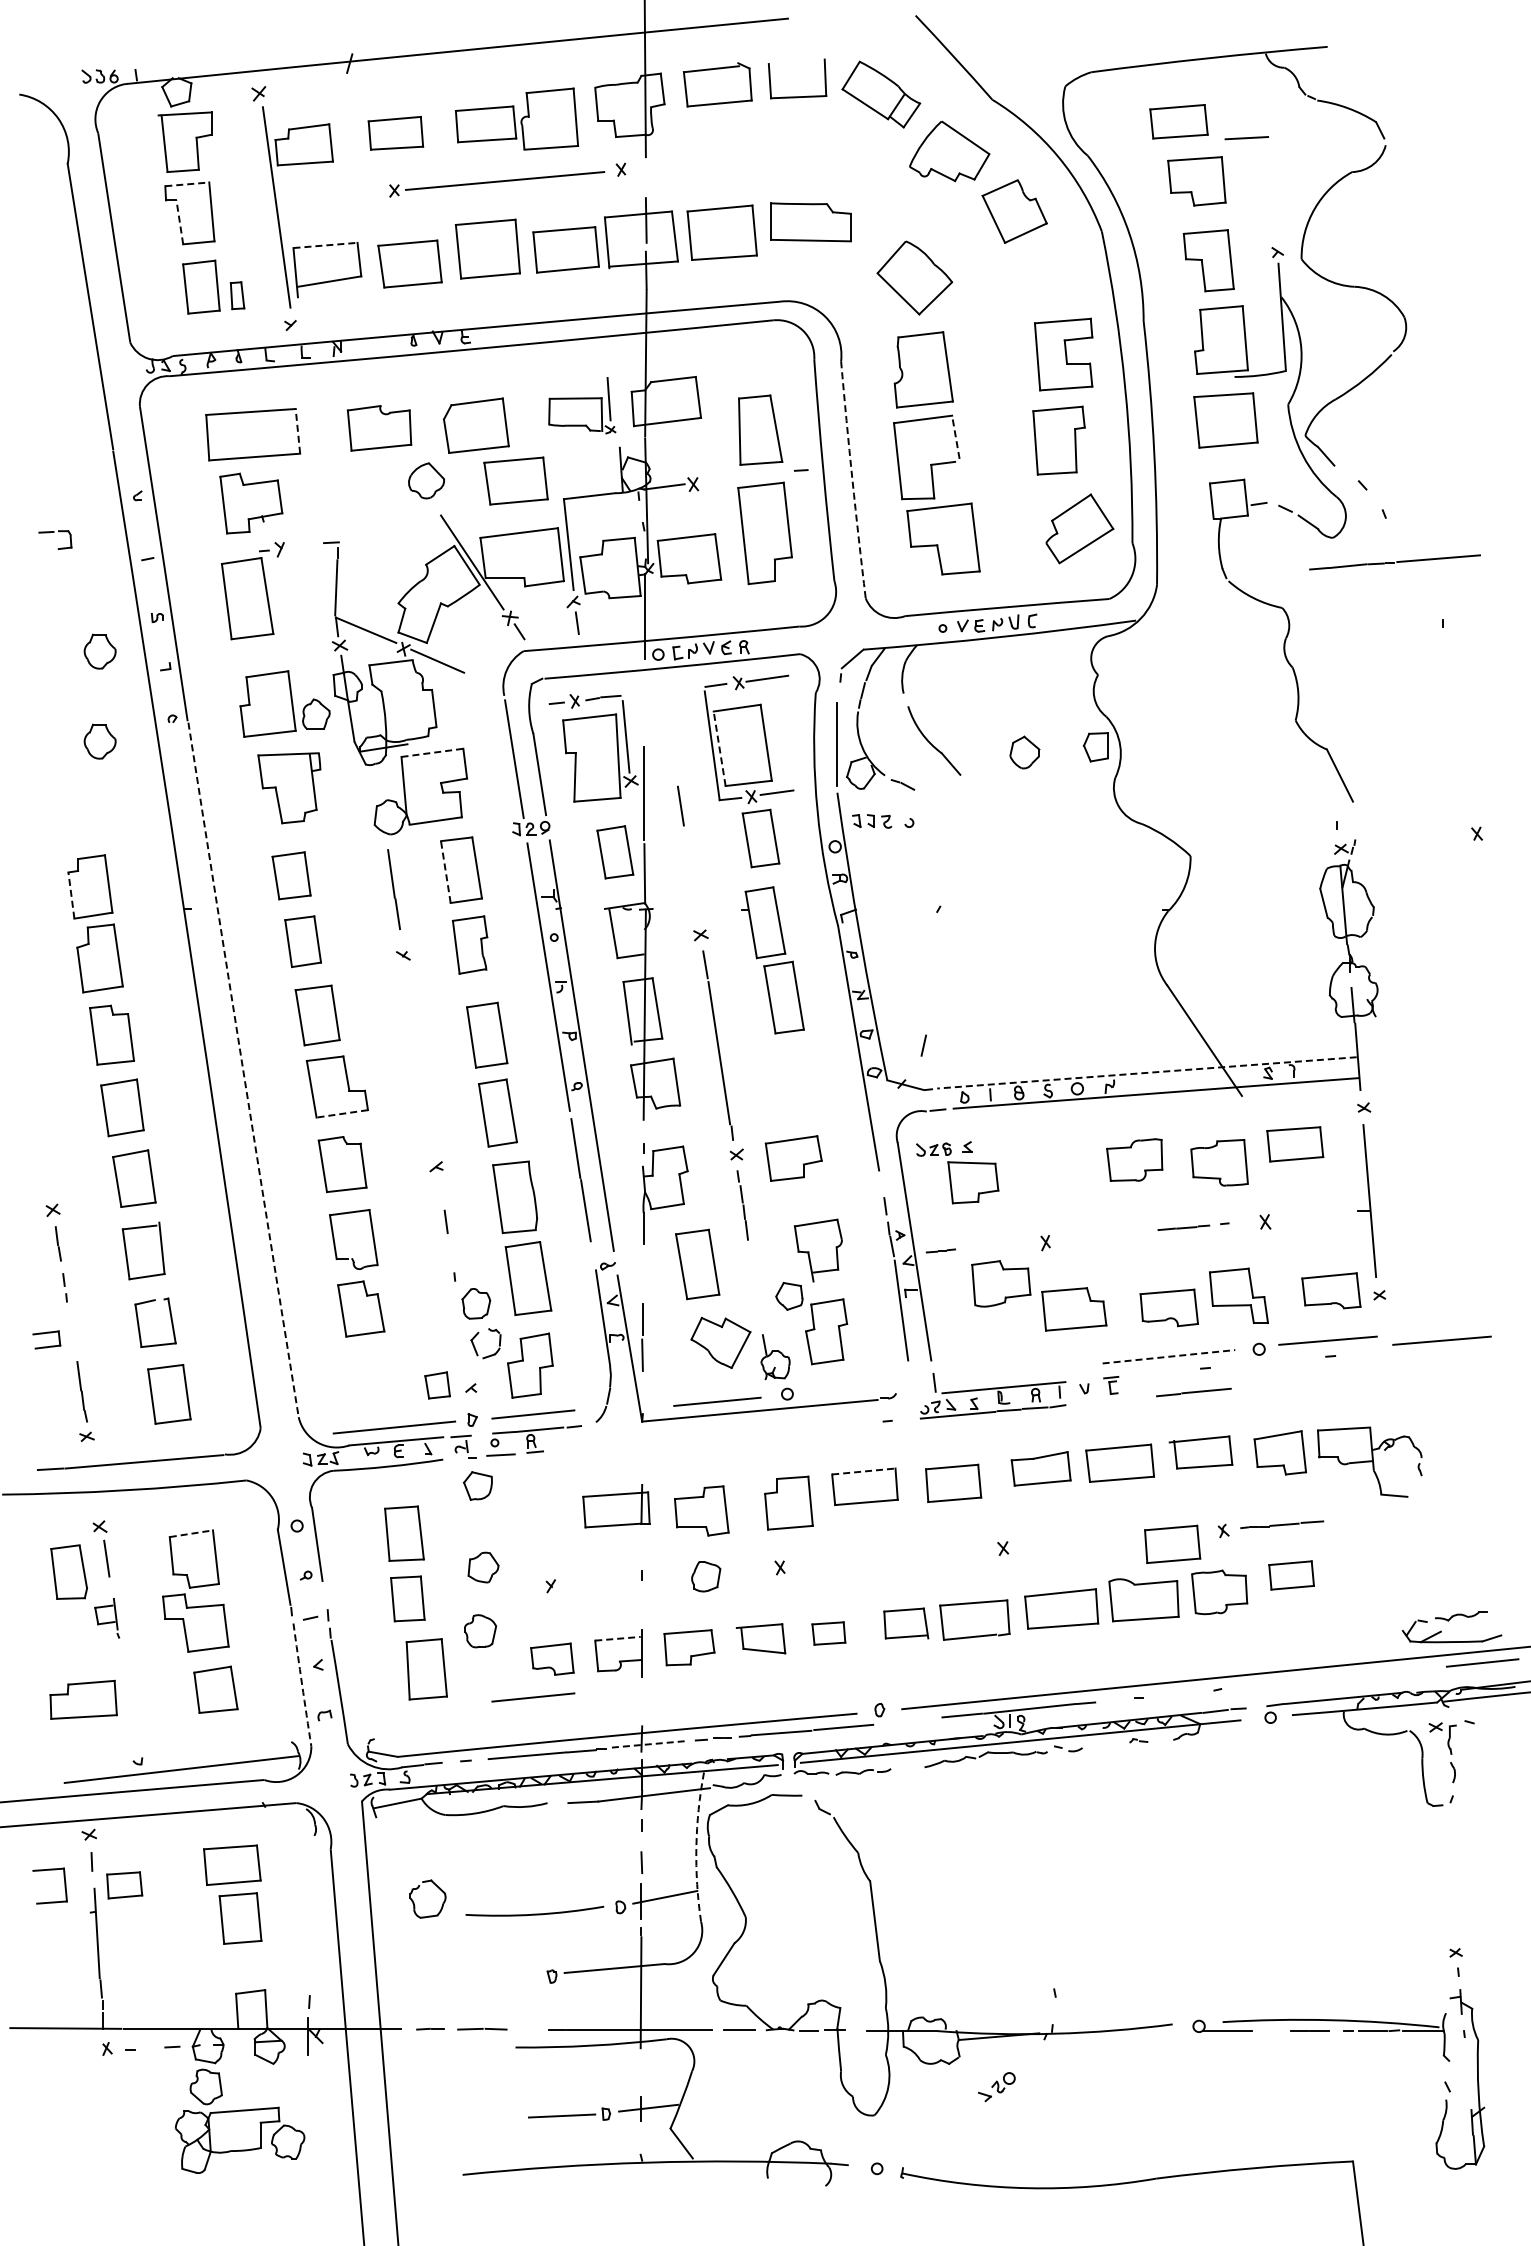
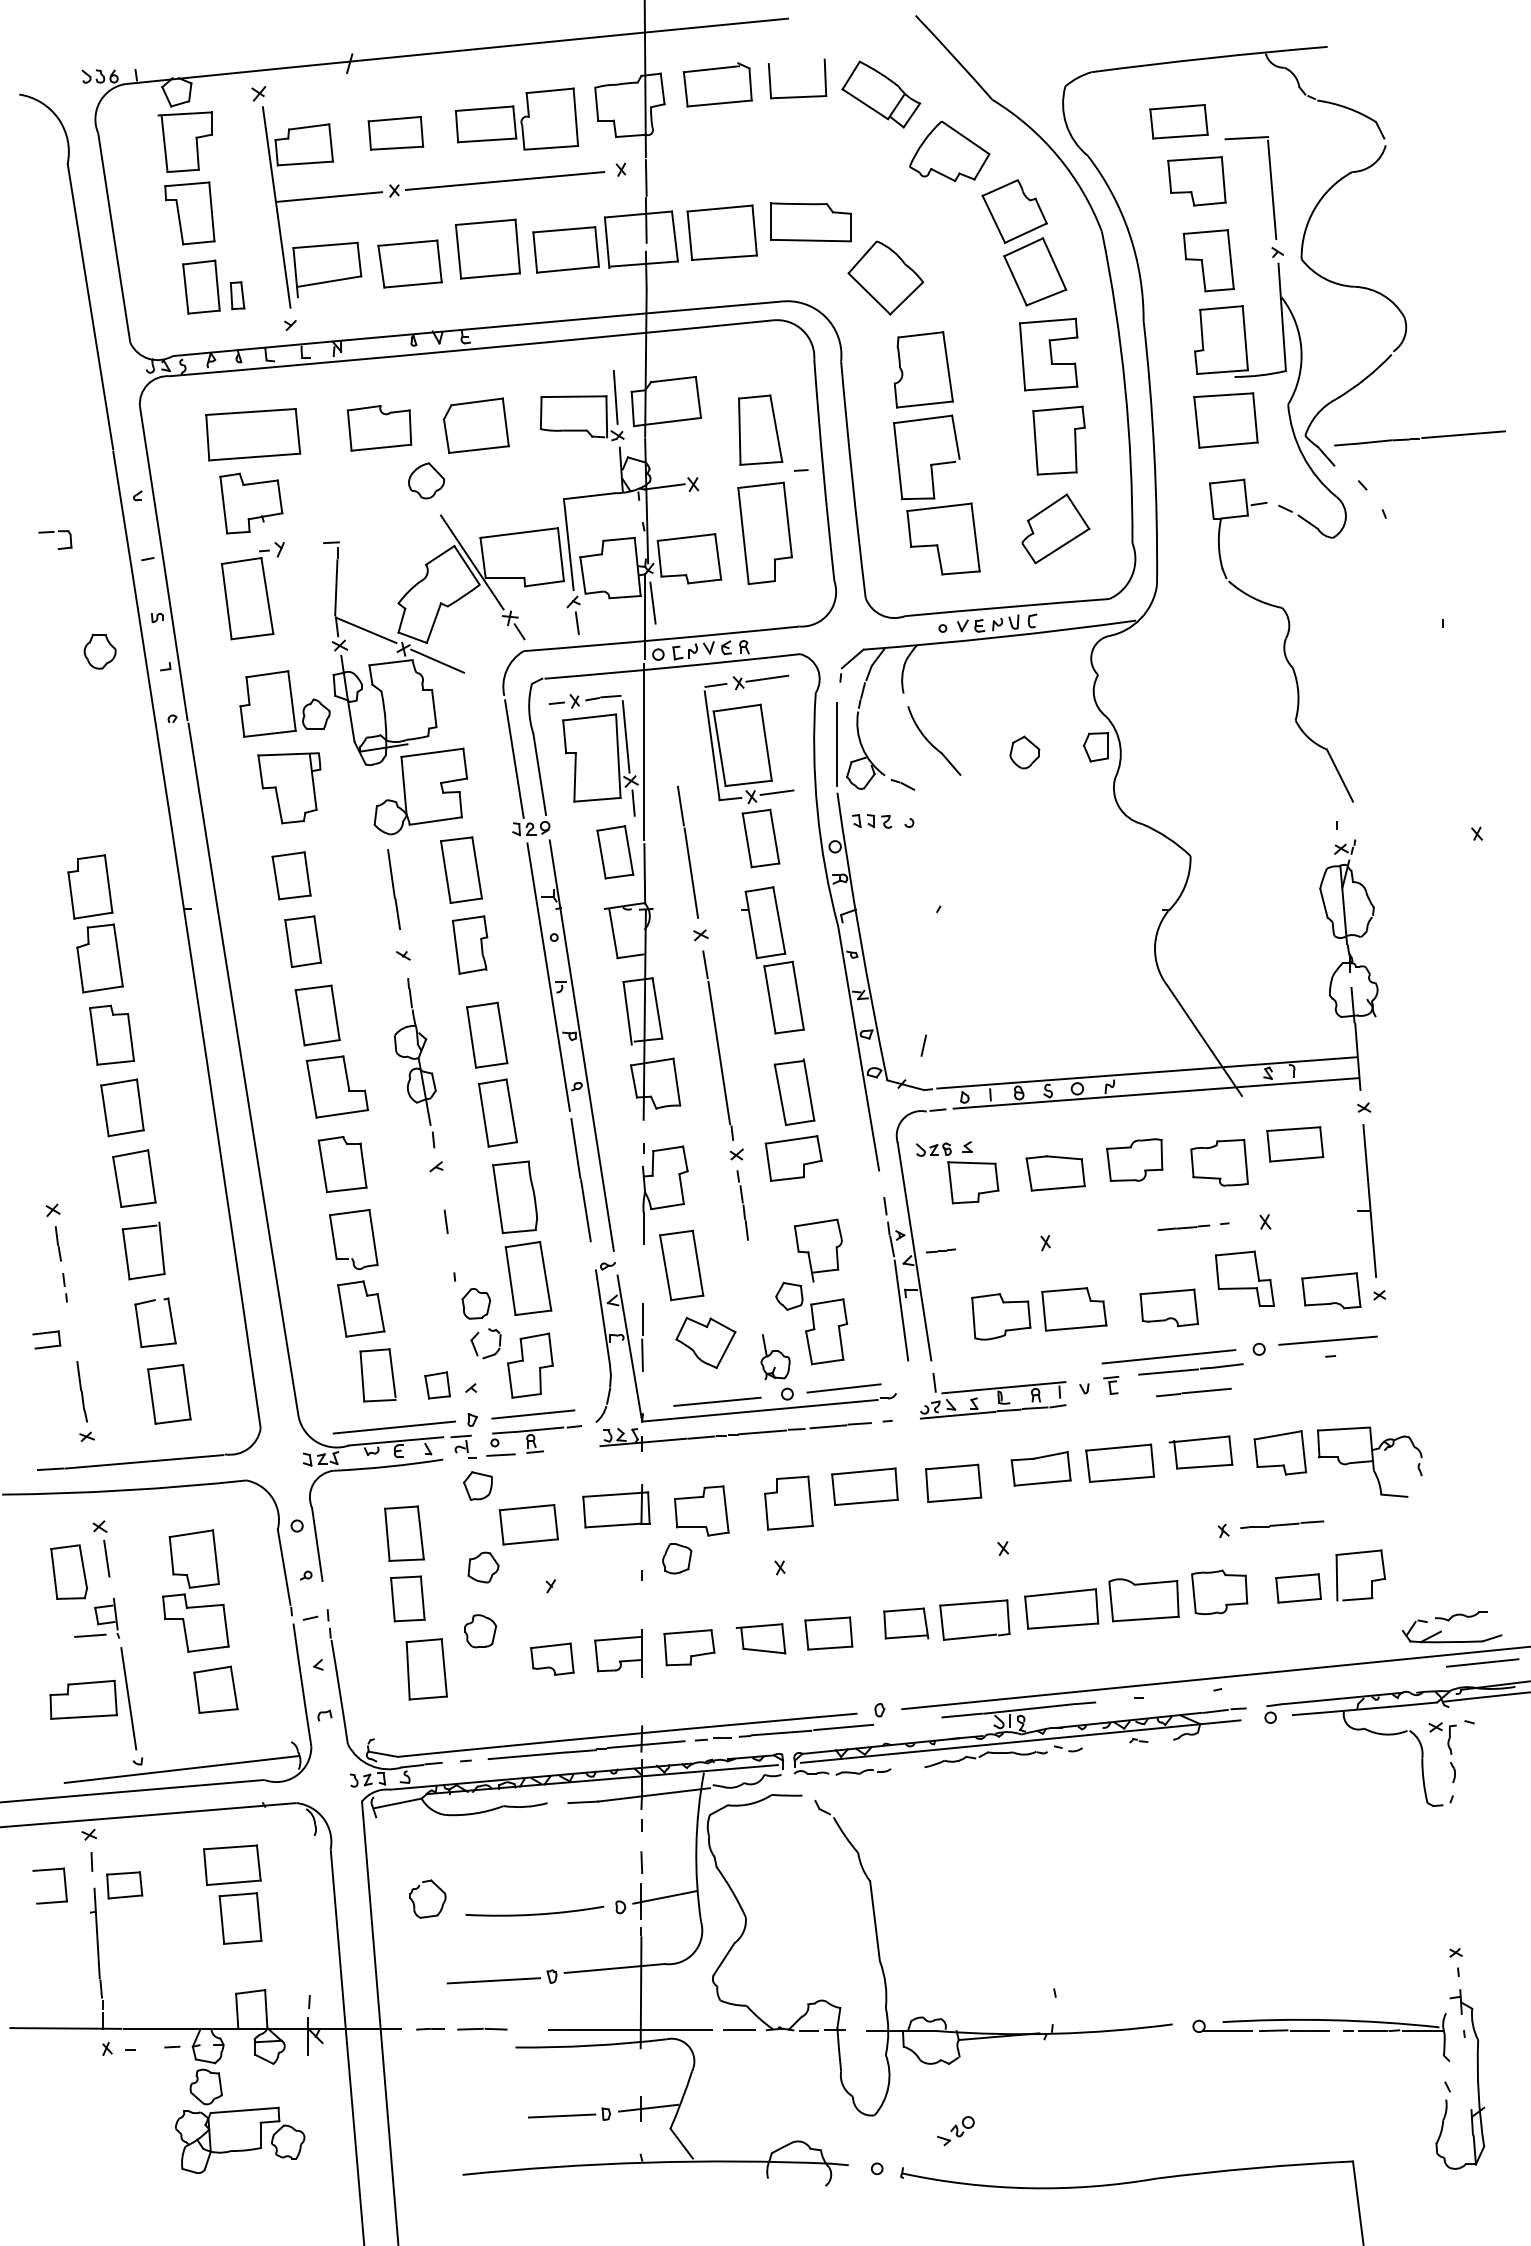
line: none -> present (645, 177)
line: dashed -> solid (187, 184)
line: none -> present (1272, 189)
line: none -> present (329, 196)
line: dashed -> solid (179, 221)
line: dashed -> solid (326, 245)
part: none -> present (1035, 271)
part position: (914, 277) -> (885, 277) (885, 277)
part position: (1063, 354) -> (1048, 354) (1048, 354)
part size: 69x58 px -> 85x72 px (582, 405)
line: dashed -> solid (297, 430)
line: dashed -> solid (955, 437)
arc: dashed -> solid (852, 479)
part: present -> none (515, 480)
part position: (1079, 528) -> (1055, 528) (1055, 528)
line position: (1394, 562) -> (1419, 438) (1419, 438)
line: none -> present (652, 602)
line: none -> present (644, 704)
part: present -> none (99, 741)
line: dashed -> solid (719, 748)
line: dashed -> solid (432, 752)
line: none -> present (633, 802)
line: dashed -> solid (445, 871)
line: none -> present (691, 872)
line: dashed -> solid (71, 895)
part: none -> present (415, 1063)
arc: dashed -> solid (243, 1069)
line: dashed -> solid (1146, 1072)
part: none -> present (794, 1092)
line: dashed -> solid (342, 1113)
part: none -> present (1055, 1173)
part position: (697, 1264) -> (681, 1265) (681, 1265)
part position: (1001, 1283) -> (1001, 1316) (1001, 1316)
part position: (1238, 1295) -> (1244, 1278) (1244, 1278)
line: present -> none (1441, 1340)
part position: (720, 1342) -> (705, 1342) (705, 1342)
line: dashed -> solid (1168, 1356)
line: none -> present (1226, 1365)
line: none -> present (1168, 1371)
part: none -> present (363, 1375)
line: none -> present (843, 1388)
part: none -> present (735, 1436)
line: dashed -> solid (863, 1471)
part: none -> present (528, 1524)
line: dashed -> solid (191, 1533)
part: present -> none (1172, 1543)
part position: (1291, 1575) -> (1298, 1588) (1298, 1588)
part position: (706, 1576) -> (677, 1558) (677, 1558)
part: none -> present (1371, 1580)
part size: 36x25 px -> 50x35 px (828, 1633)
line: none -> present (90, 1635)
line: dashed -> solid (617, 1638)
arc: dashed -> solid (302, 1685)
line: present -> none (533, 1697)
line: none -> present (128, 1698)
line: dashed -> solid (646, 1744)
arc: dashed -> solid (696, 1846)
line: none -> present (493, 1980)
line: none -> present (1273, 2030)
part position: (996, 2087) -> (955, 2131) (955, 2131)
